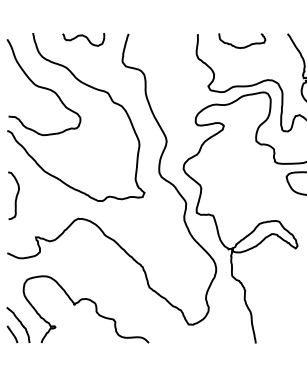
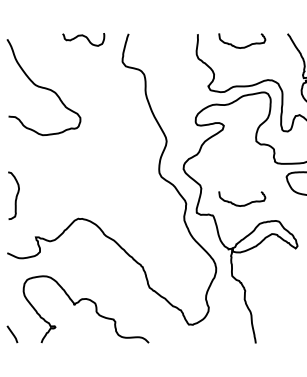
curve: present -> none (91, 88)
curve: none -> present (242, 204)
curve: present -> none (20, 324)
